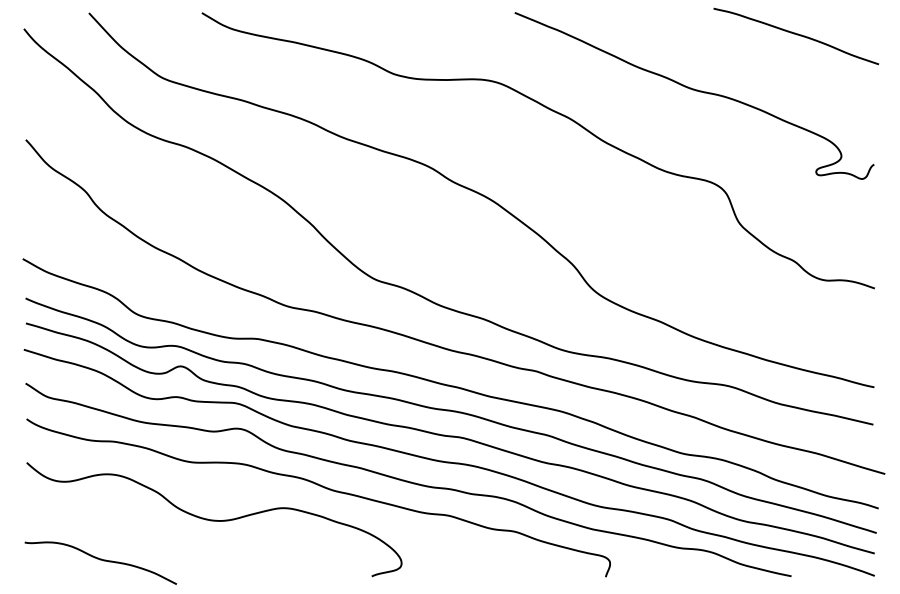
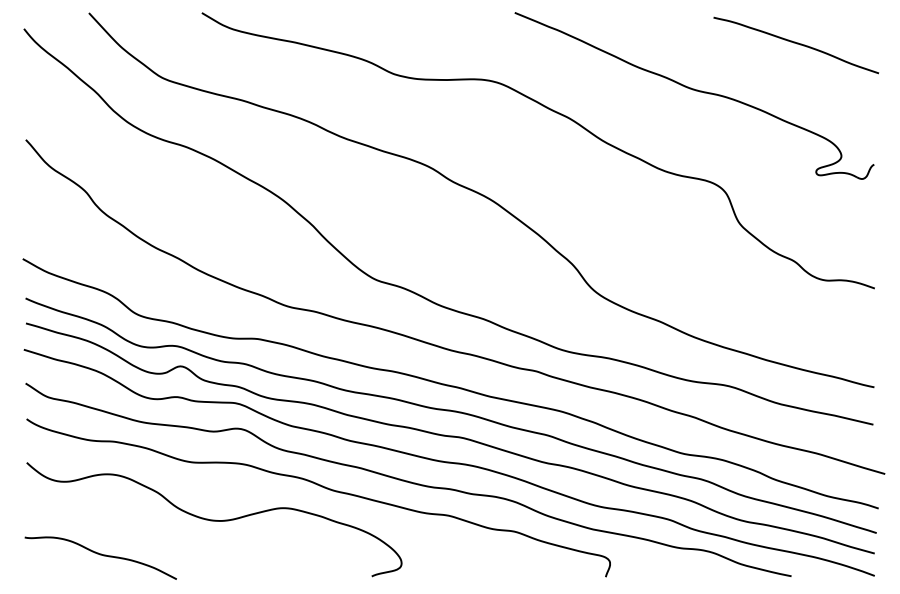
curve position: (797, 35) -> (797, 44) (797, 44)
curve position: (100, 560) -> (100, 555) (100, 555)
